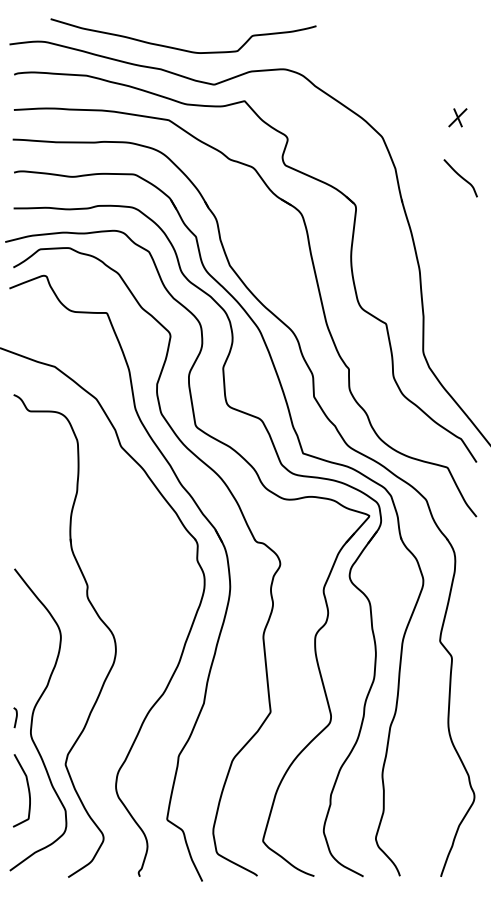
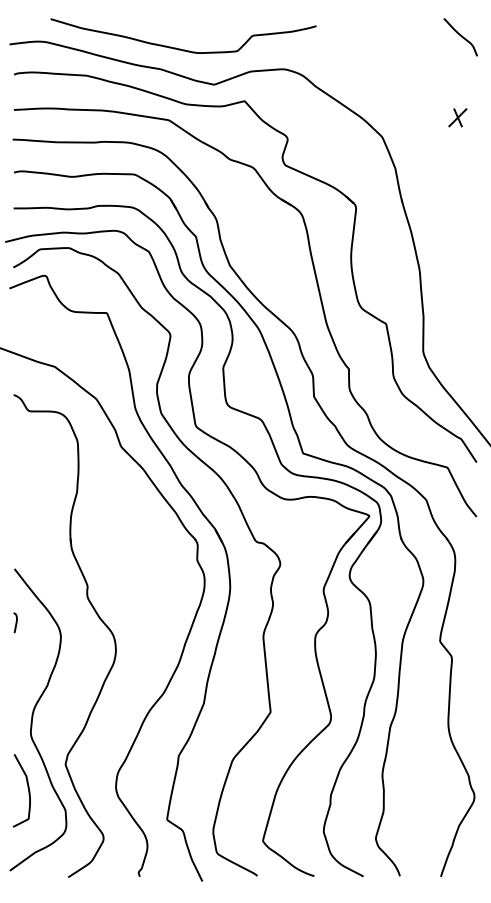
curve position: (460, 177) -> (460, 36) (460, 36)
curve position: (15, 717) -> (15, 622) (15, 622)
